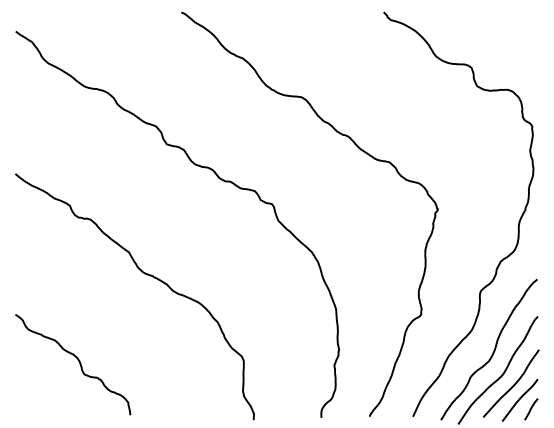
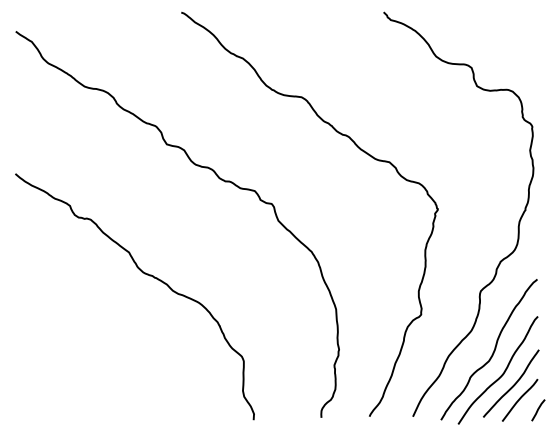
curve: present -> none (77, 360)
line position: (531, 409) -> (538, 410) (538, 410)
